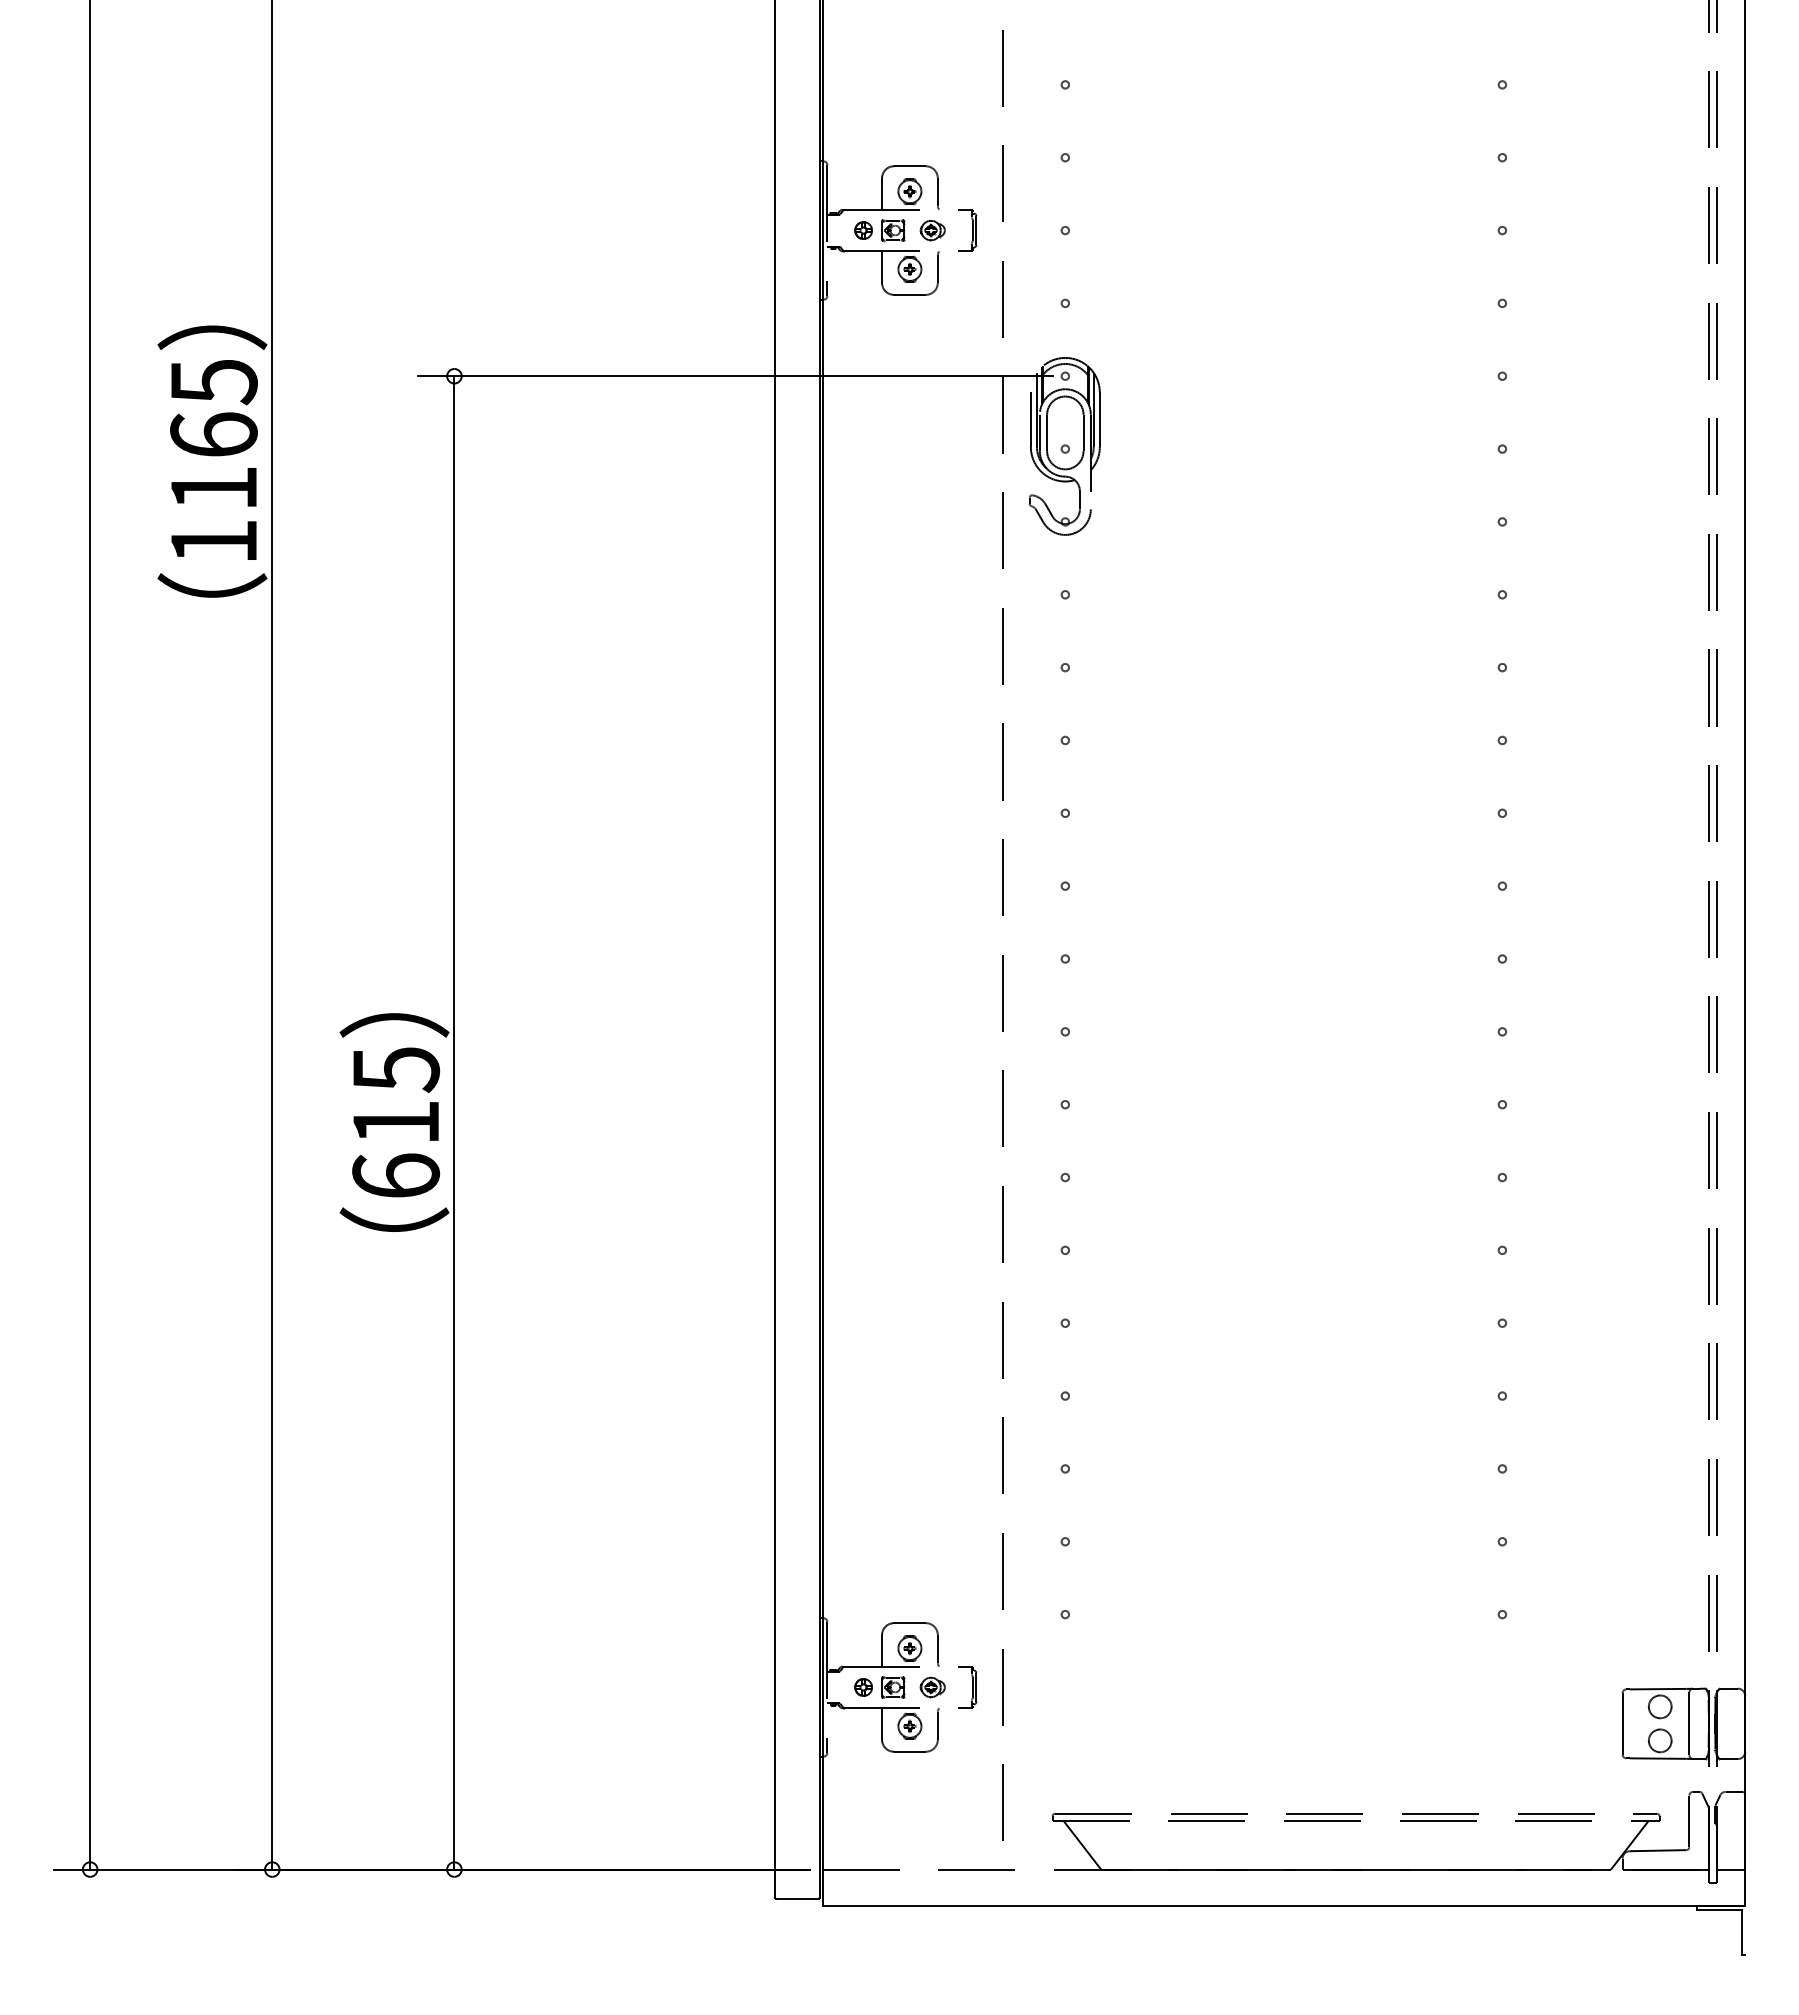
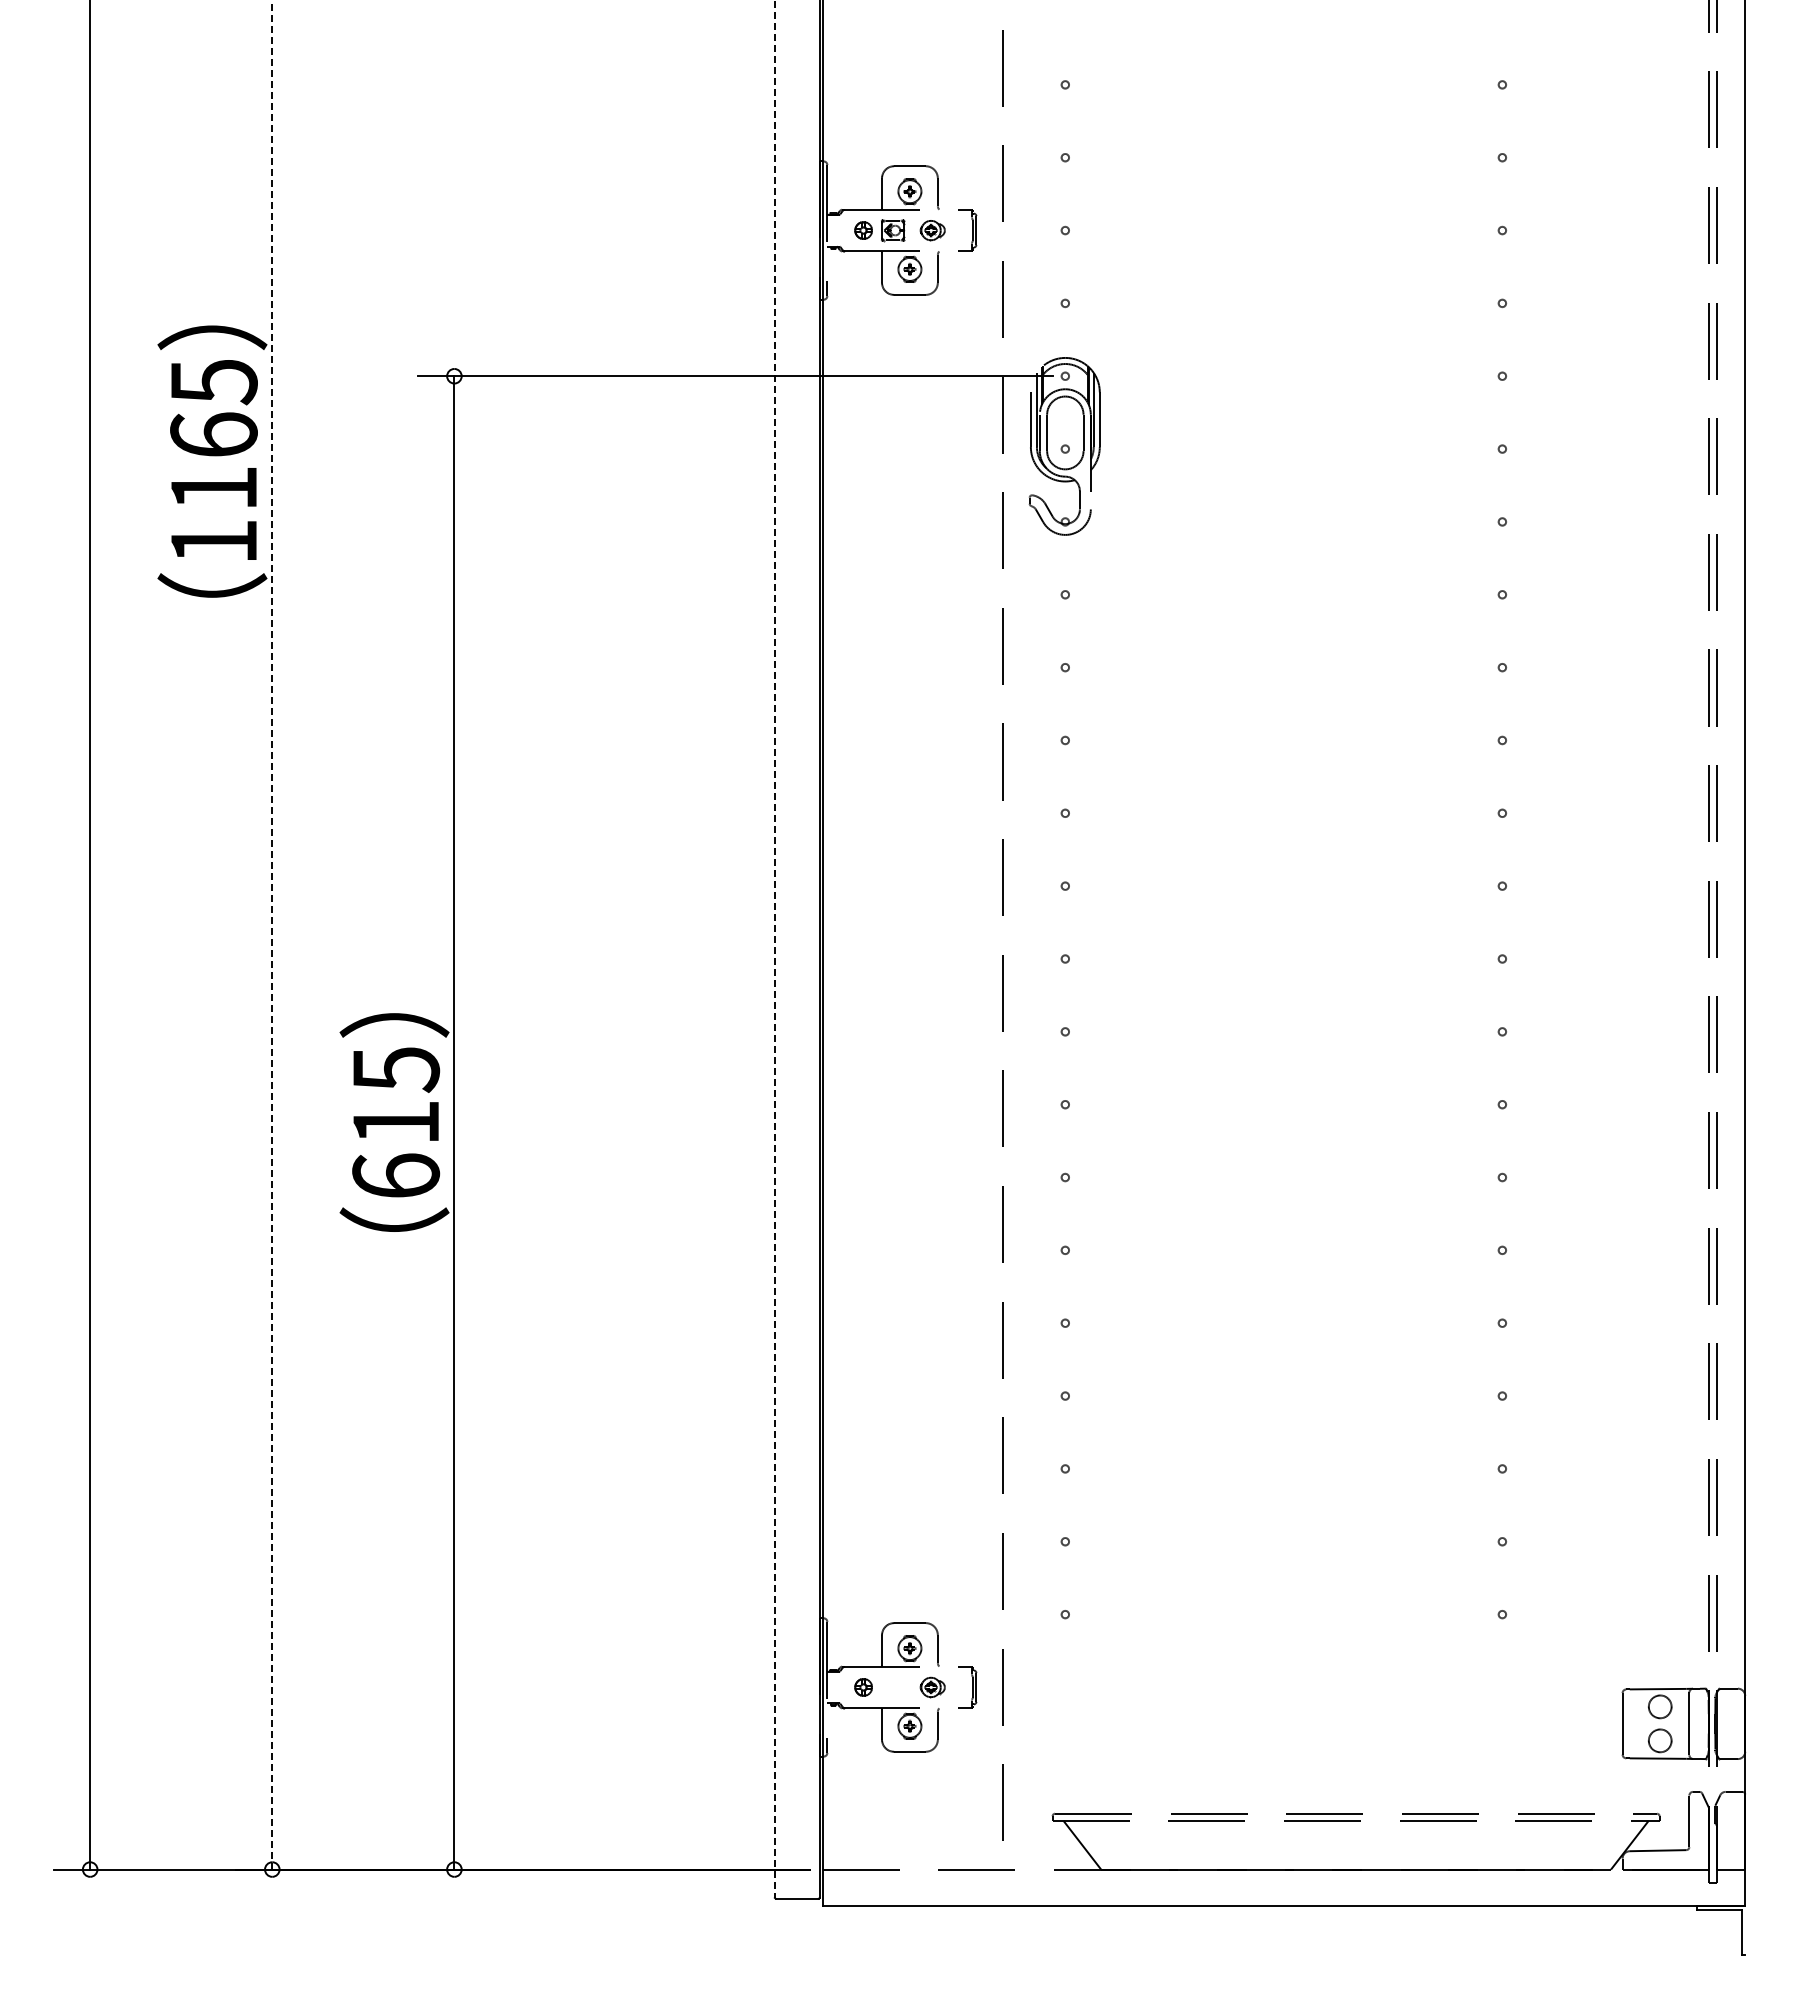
line: solid -> dashed (272, 934)
line: solid -> dashed (774, 949)
part: present -> none (893, 1687)
